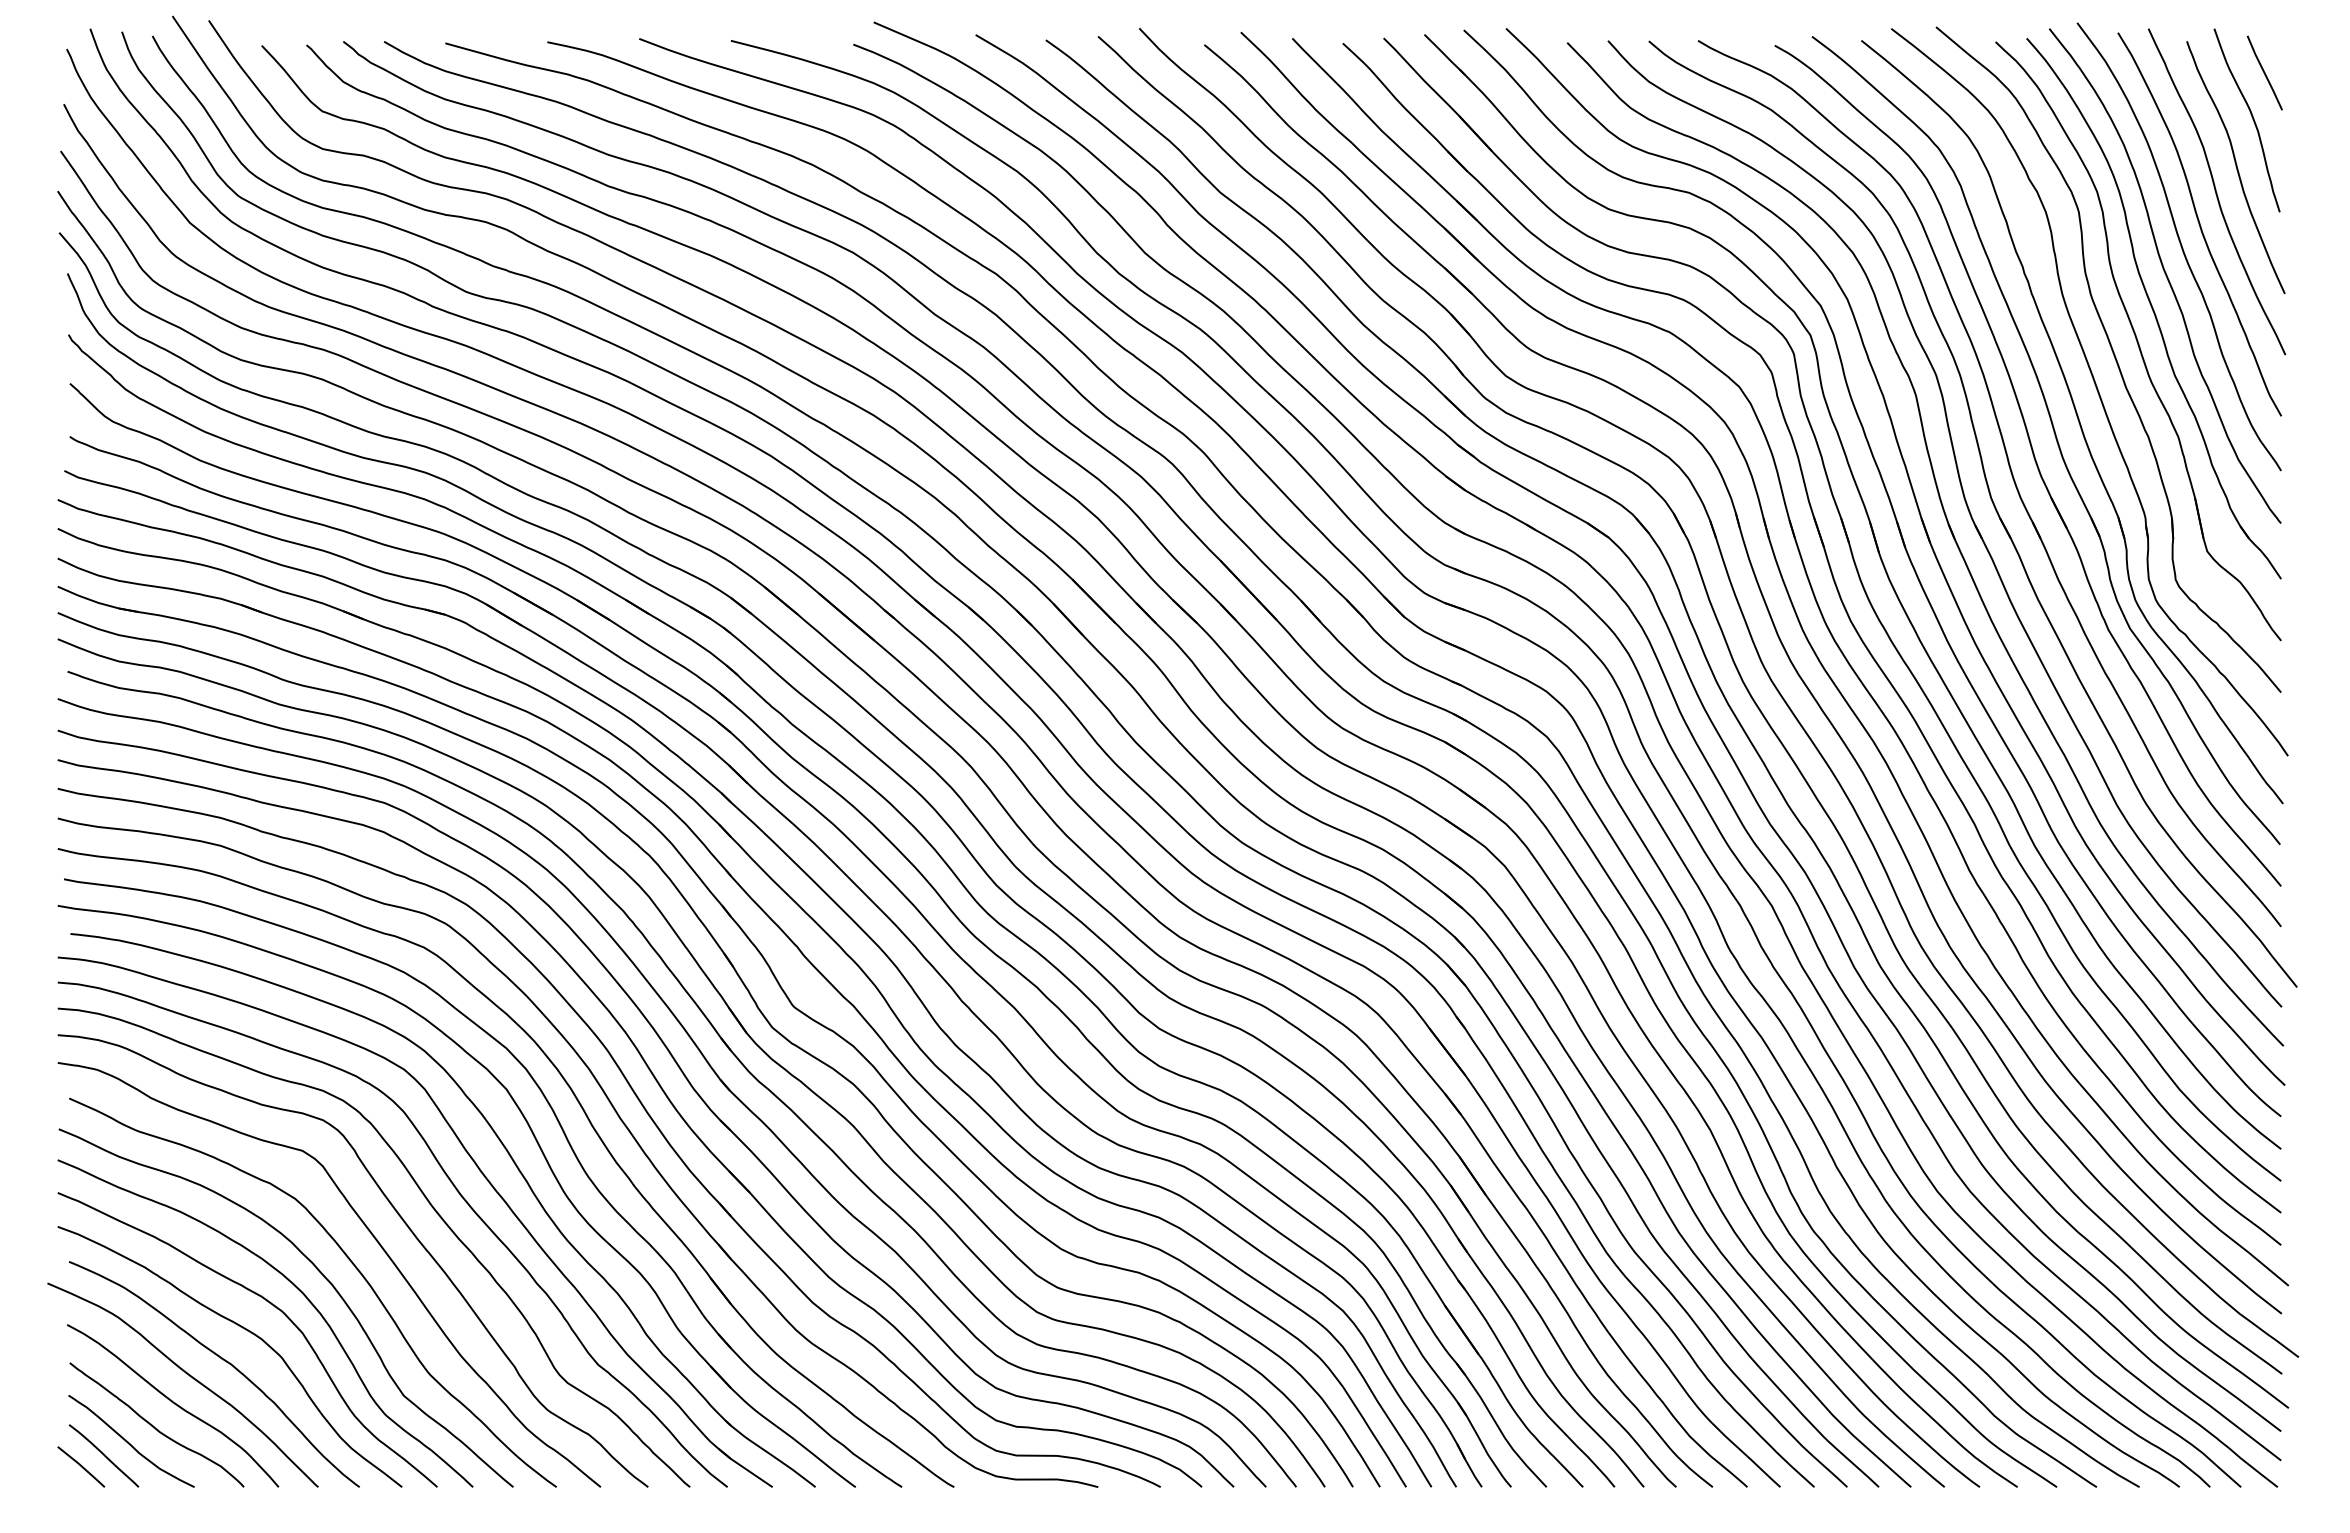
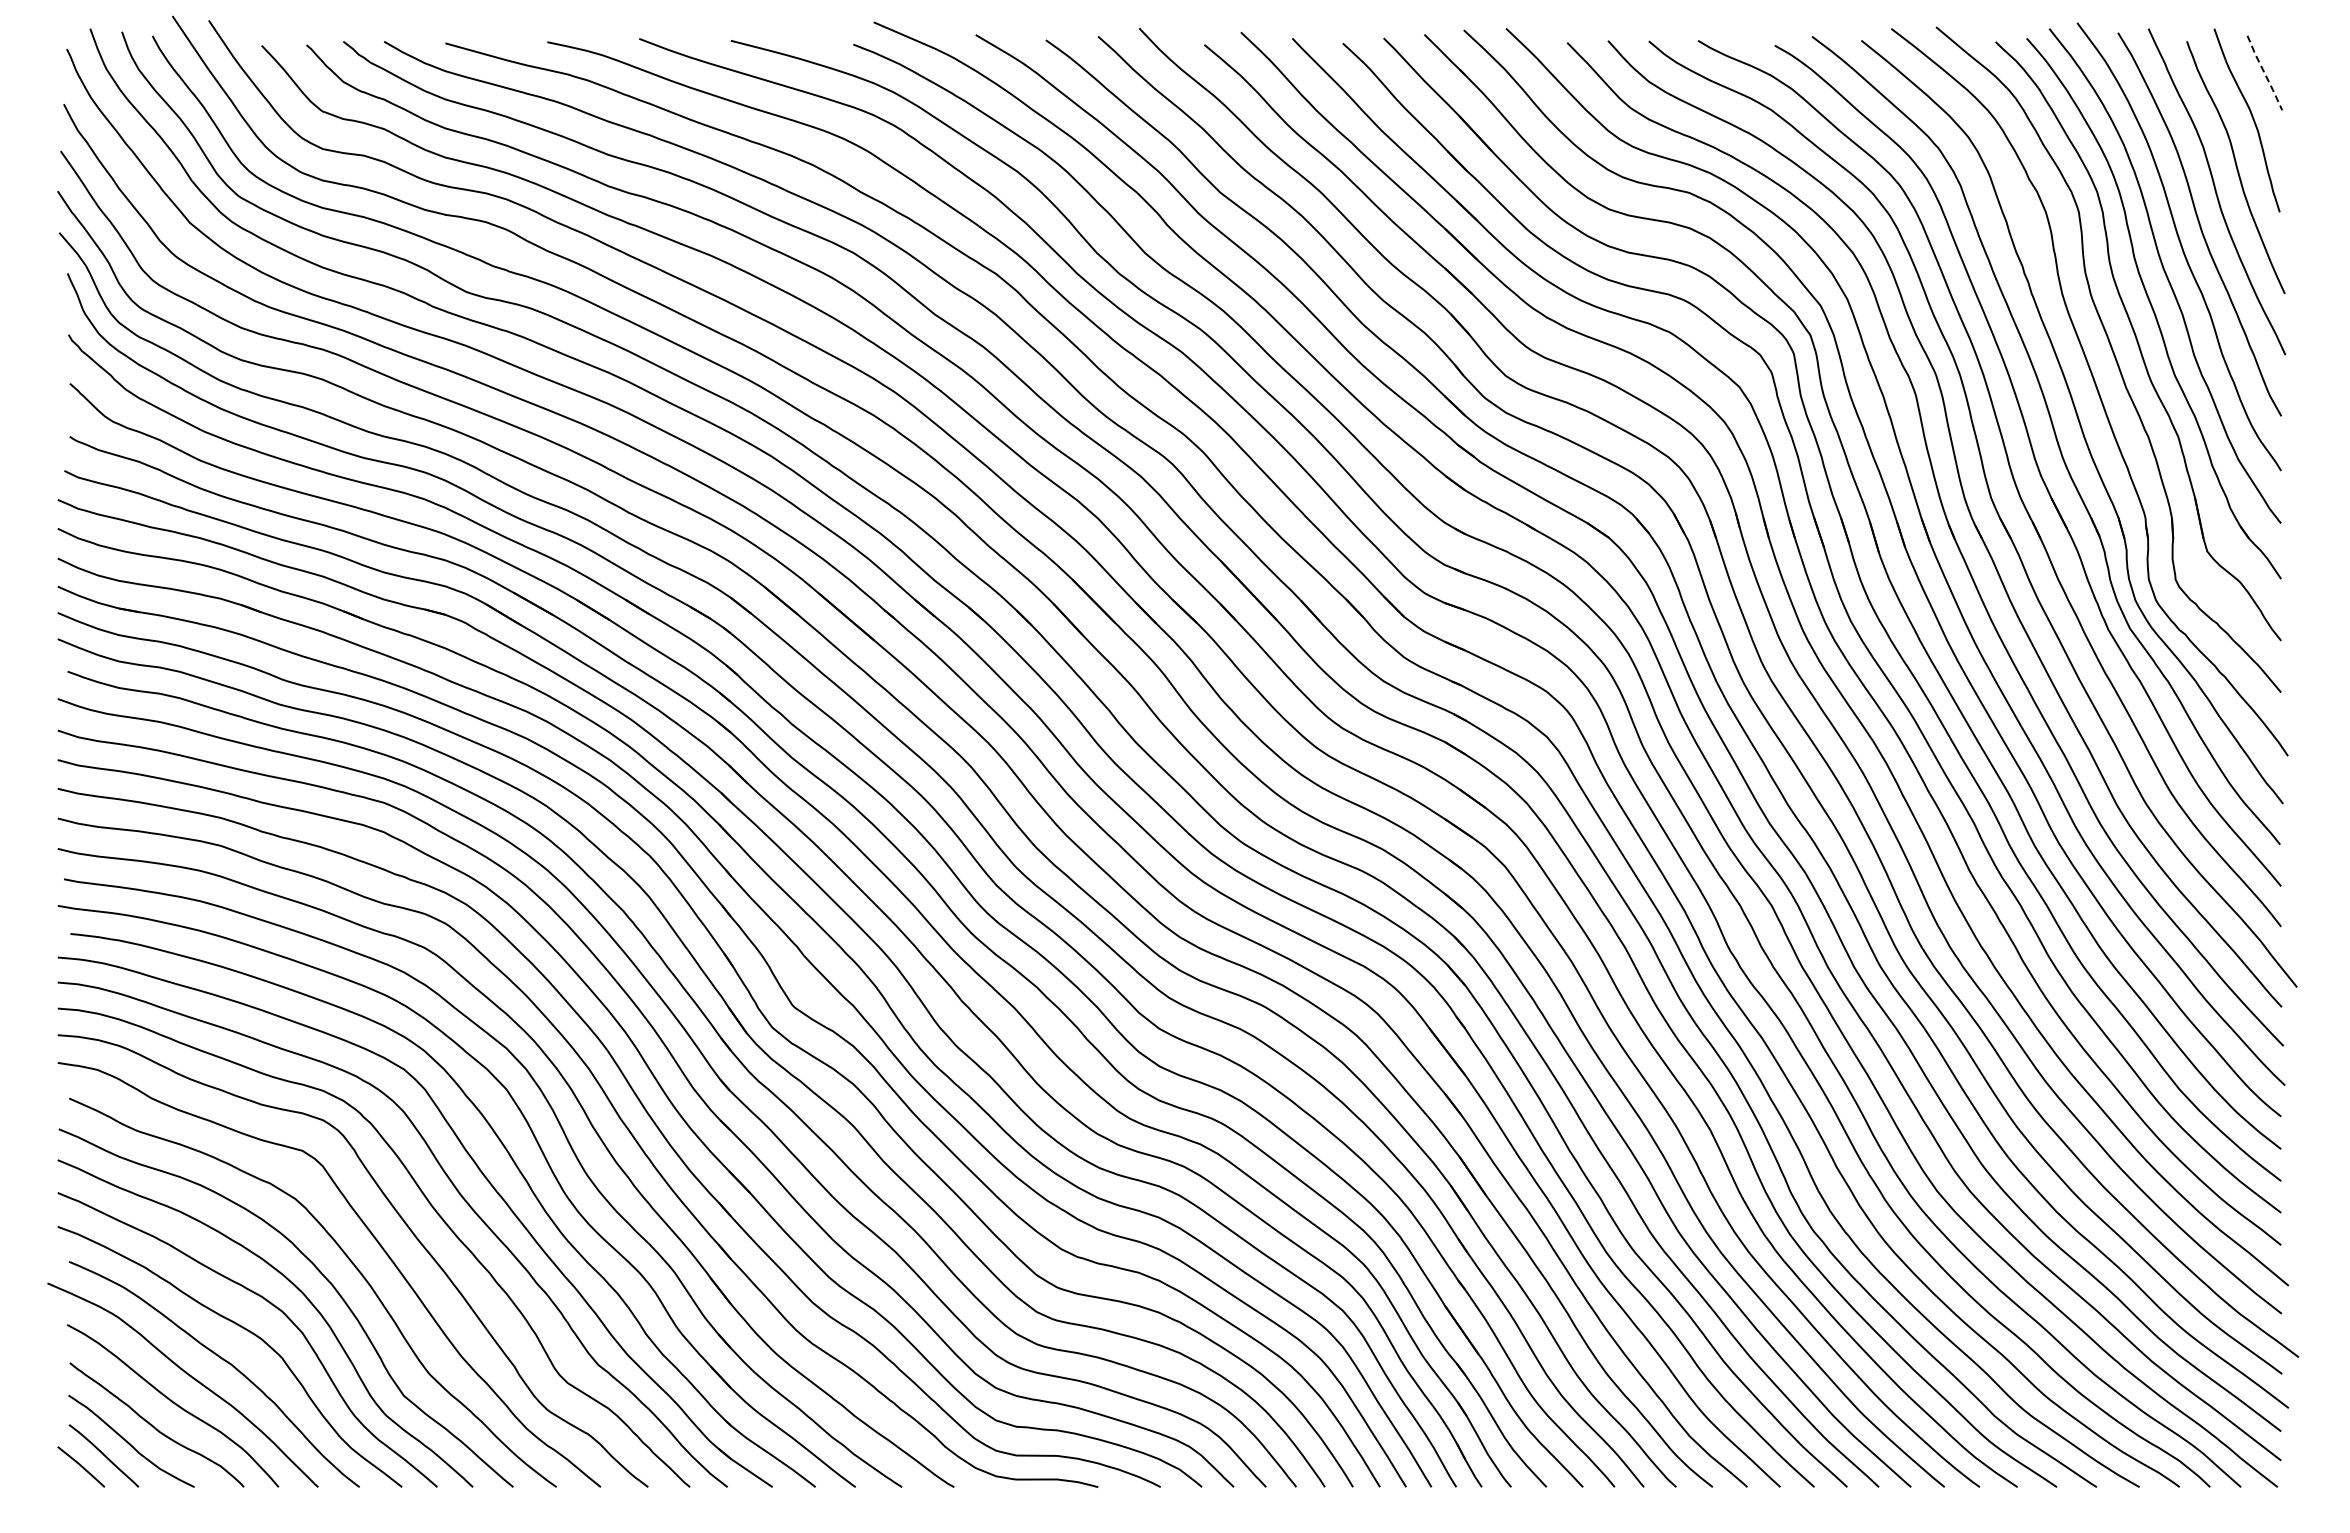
line: solid -> dashed (2264, 73)
